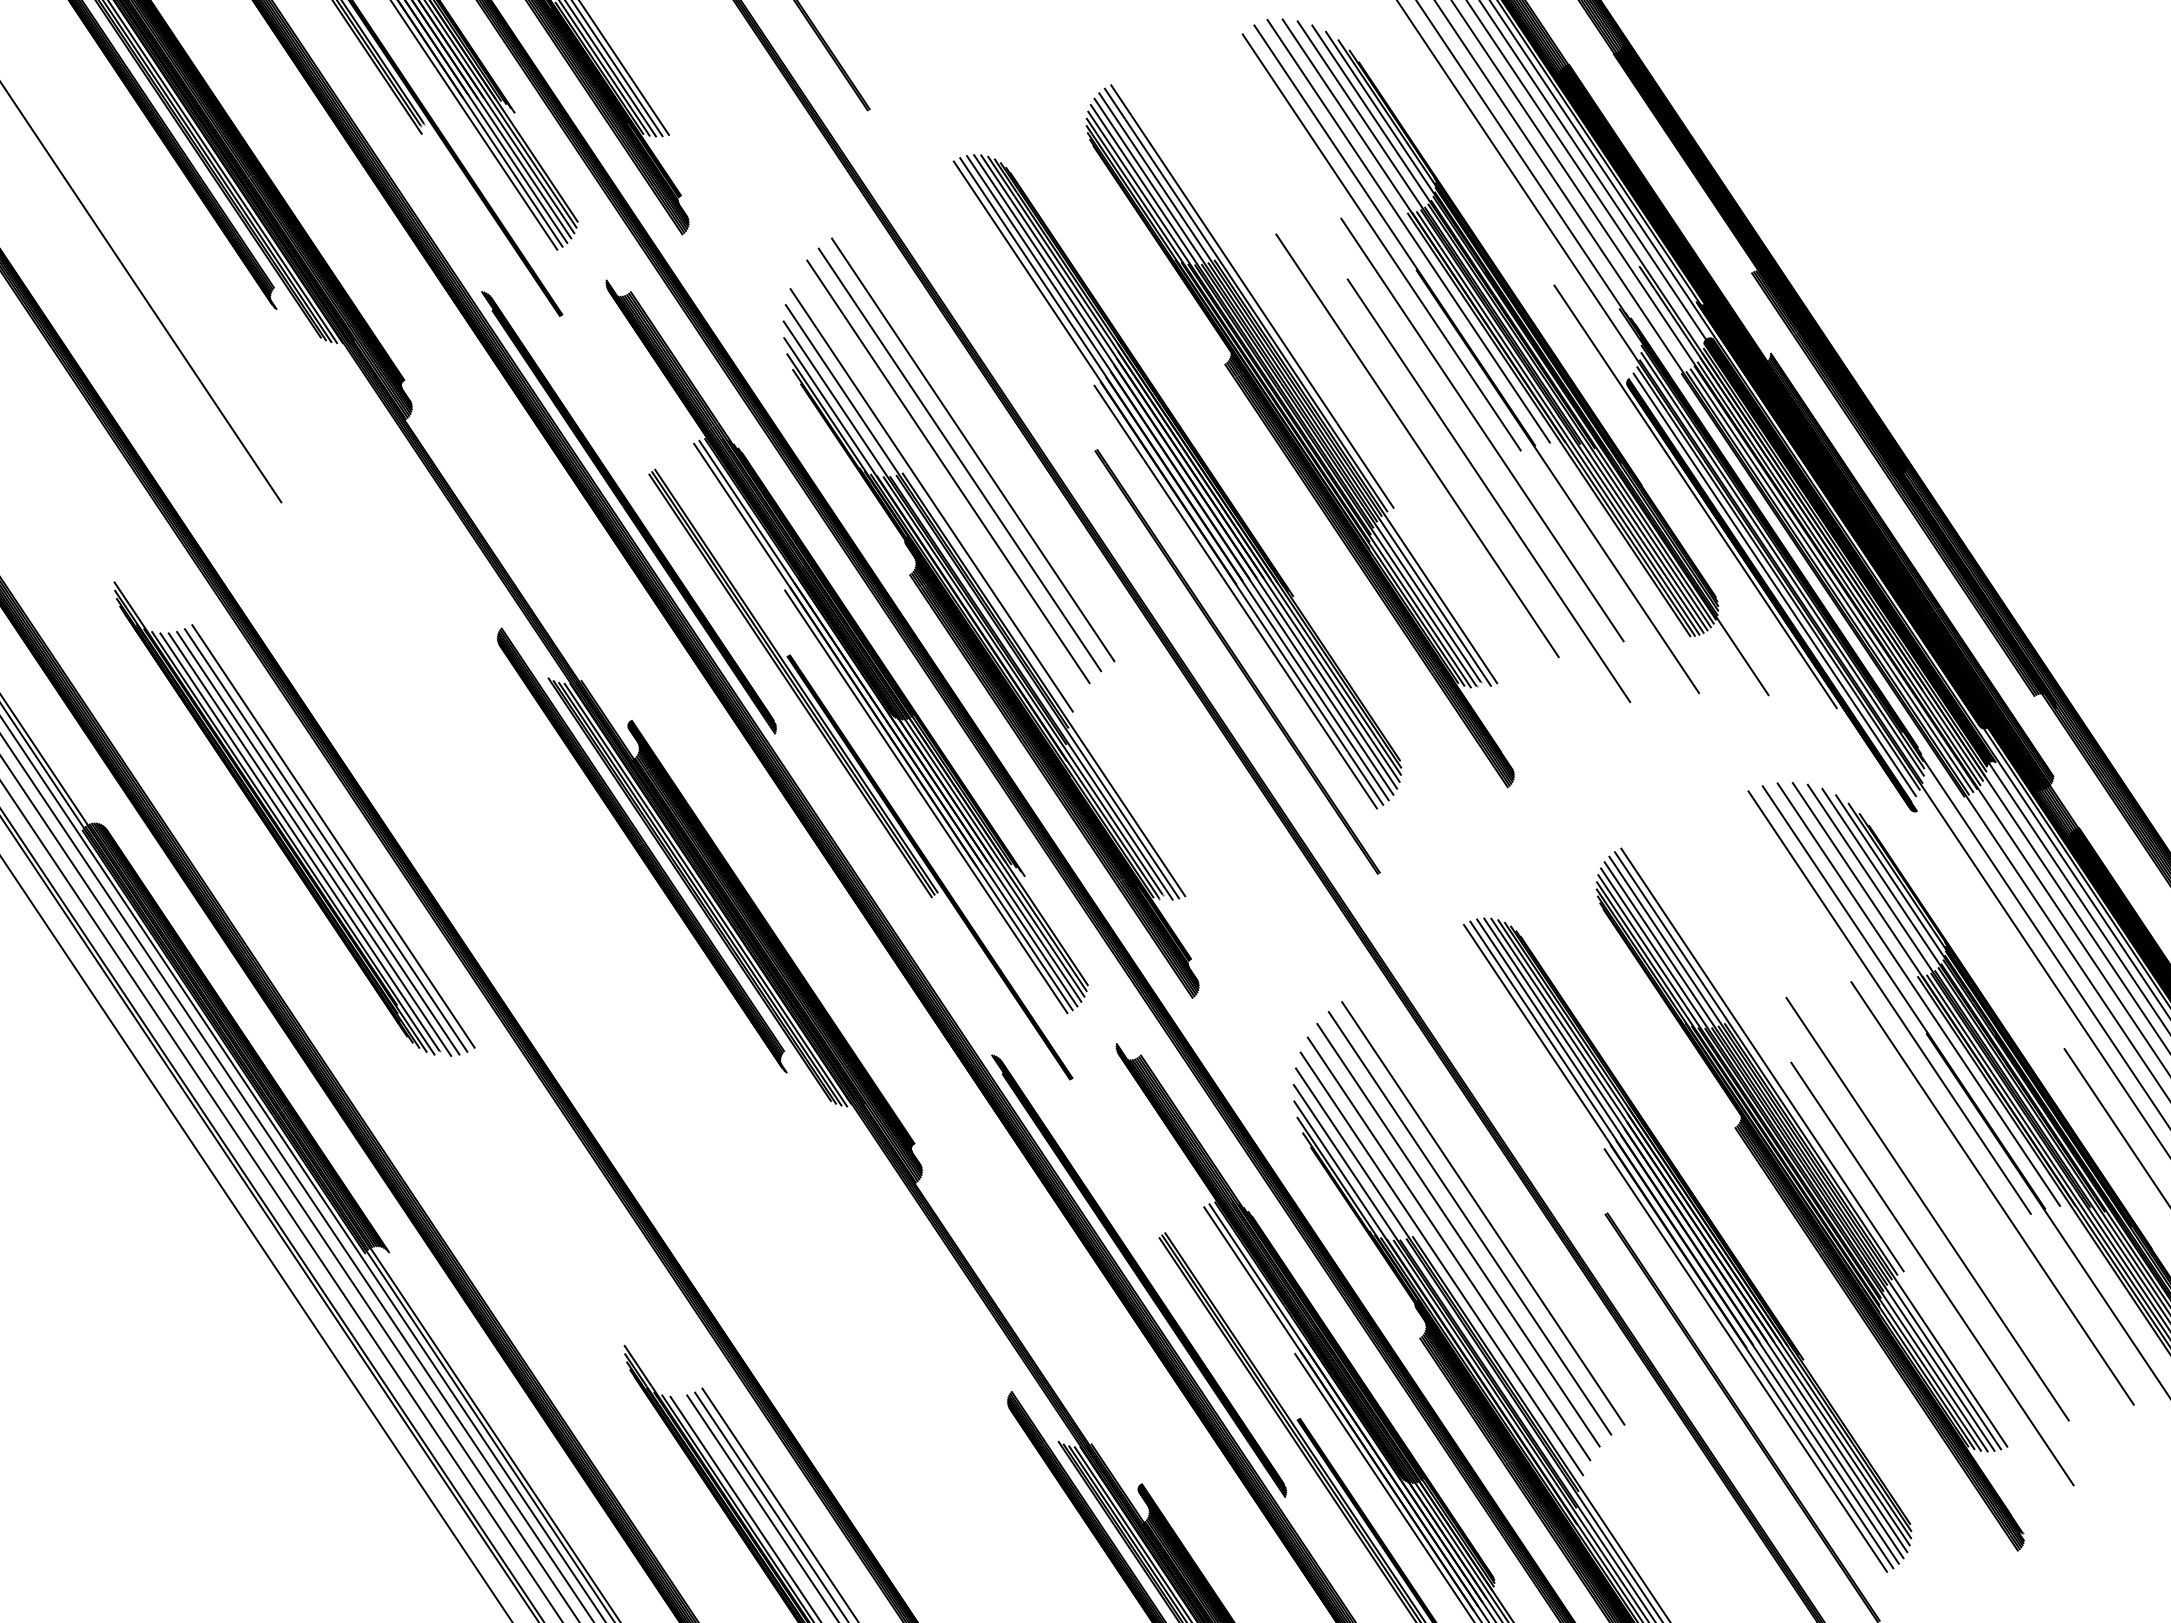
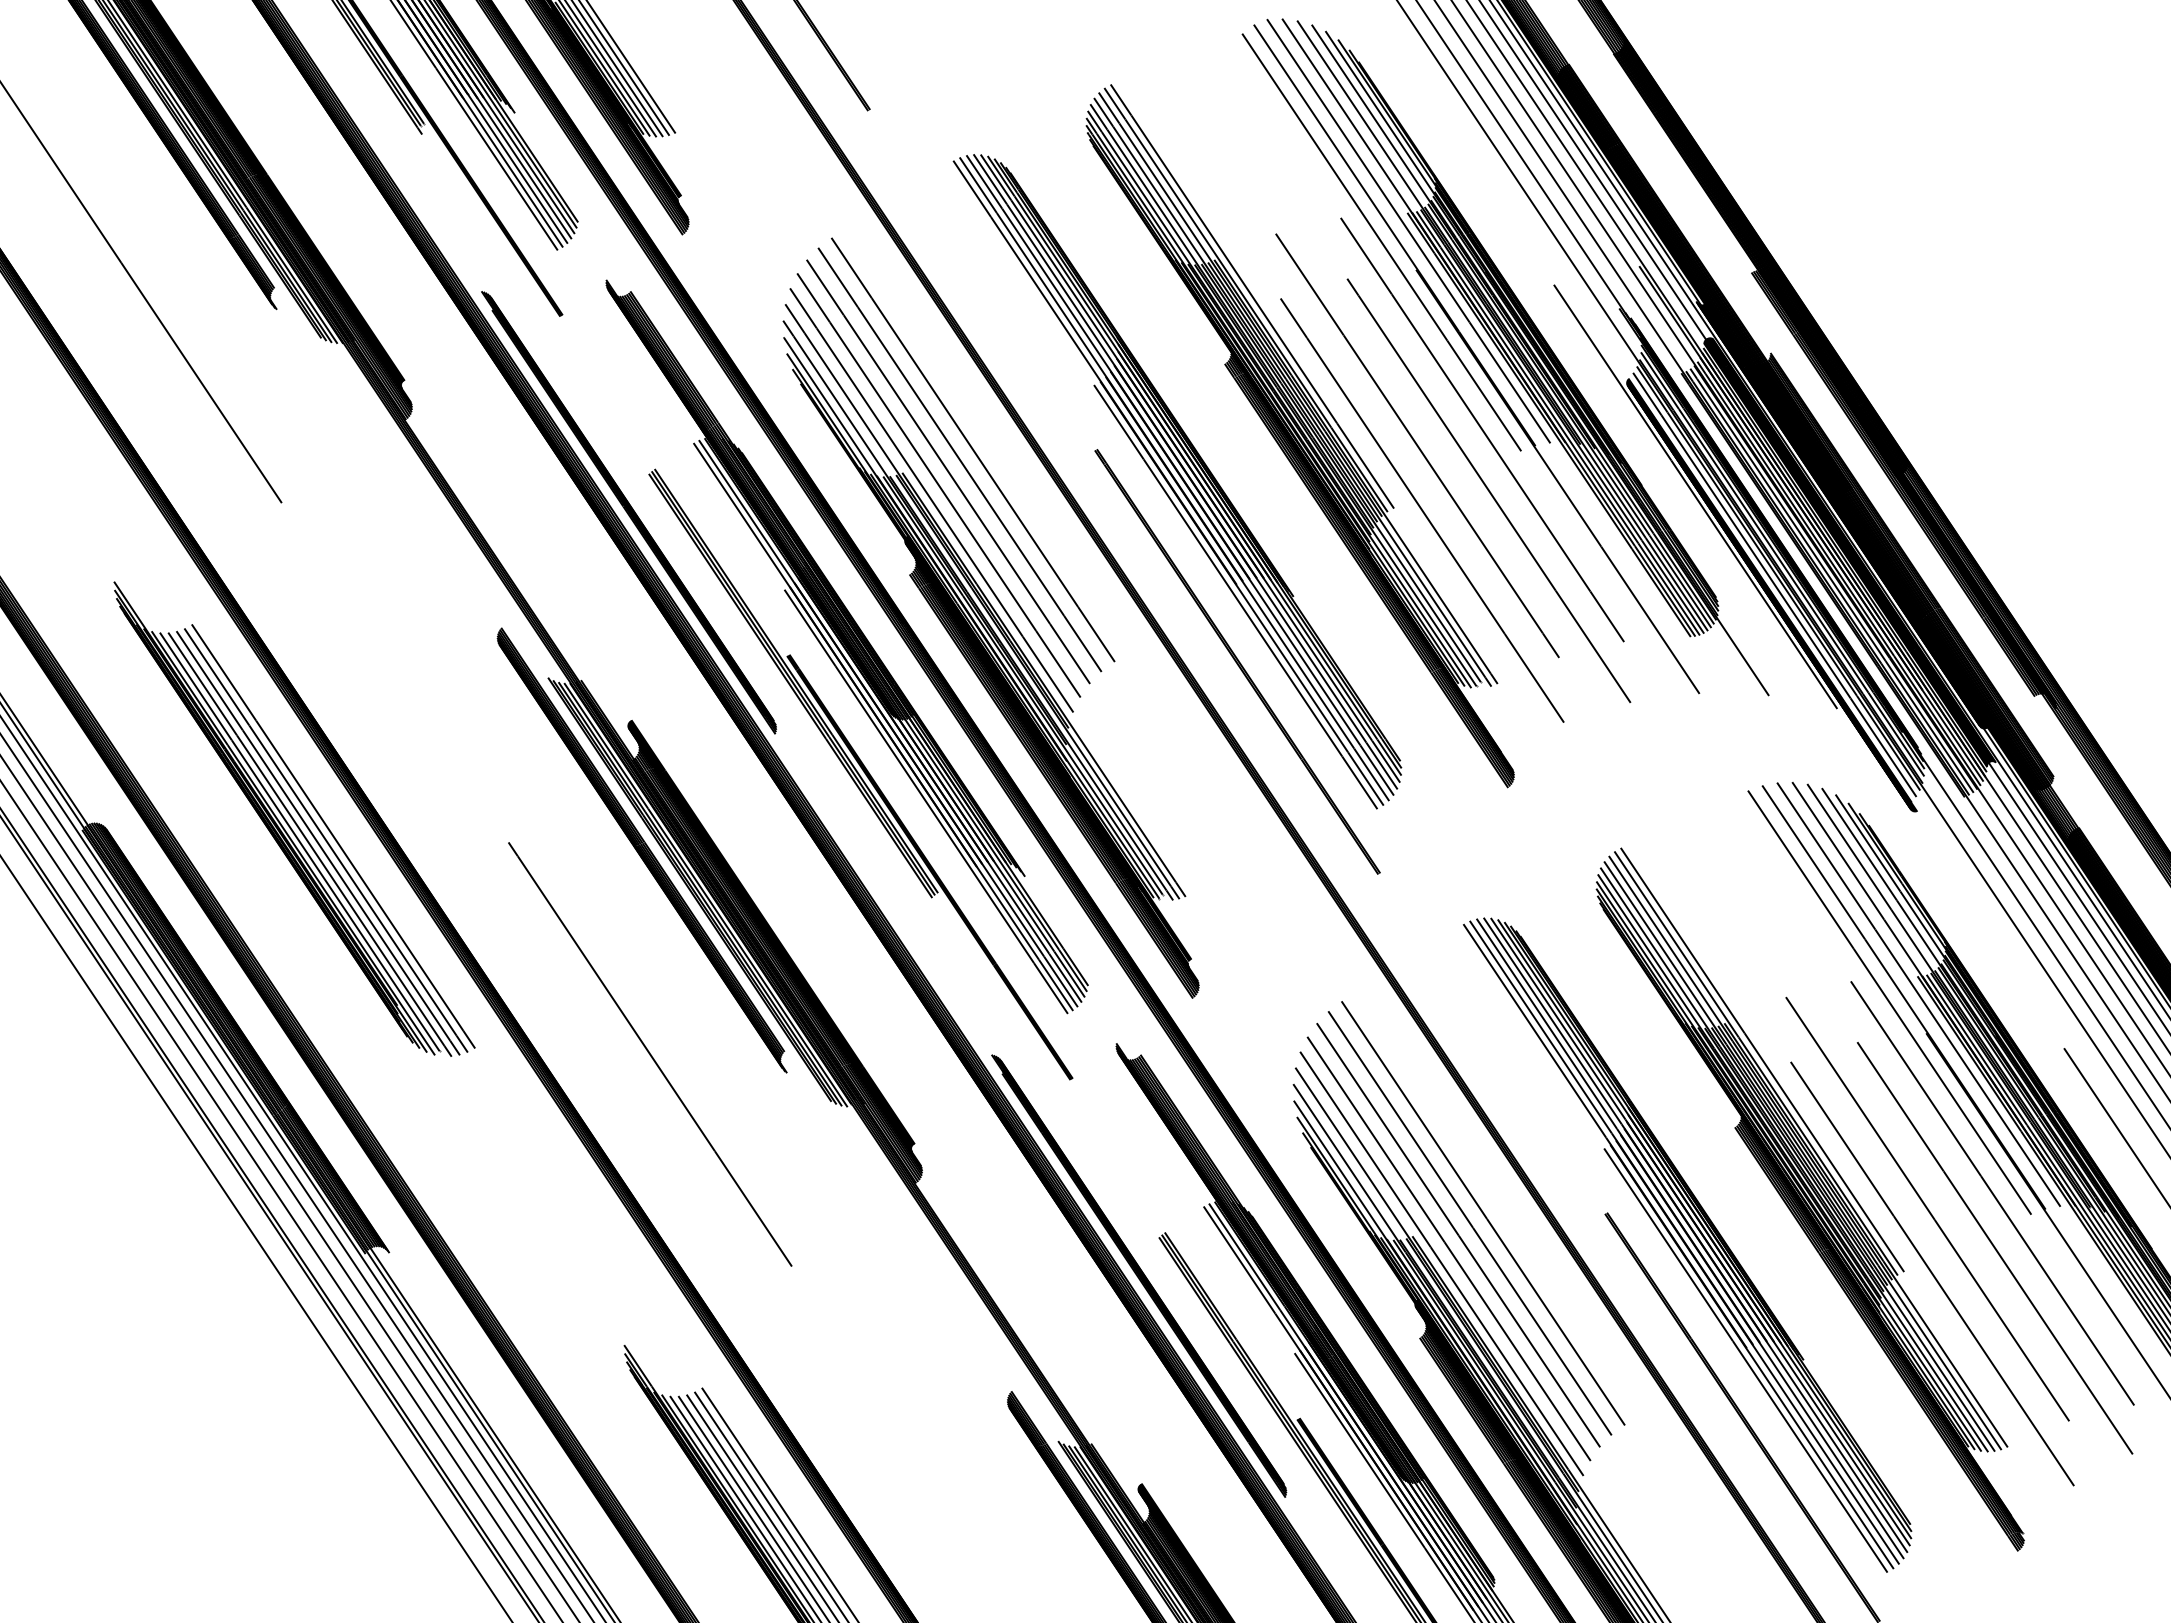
line: none -> present (631, 67)
line: none -> present (938, 485)
line: none -> present (1422, 510)
line: none -> present (650, 1054)
line: none -> present (1994, 1248)
line: none -> present (752, 1507)
